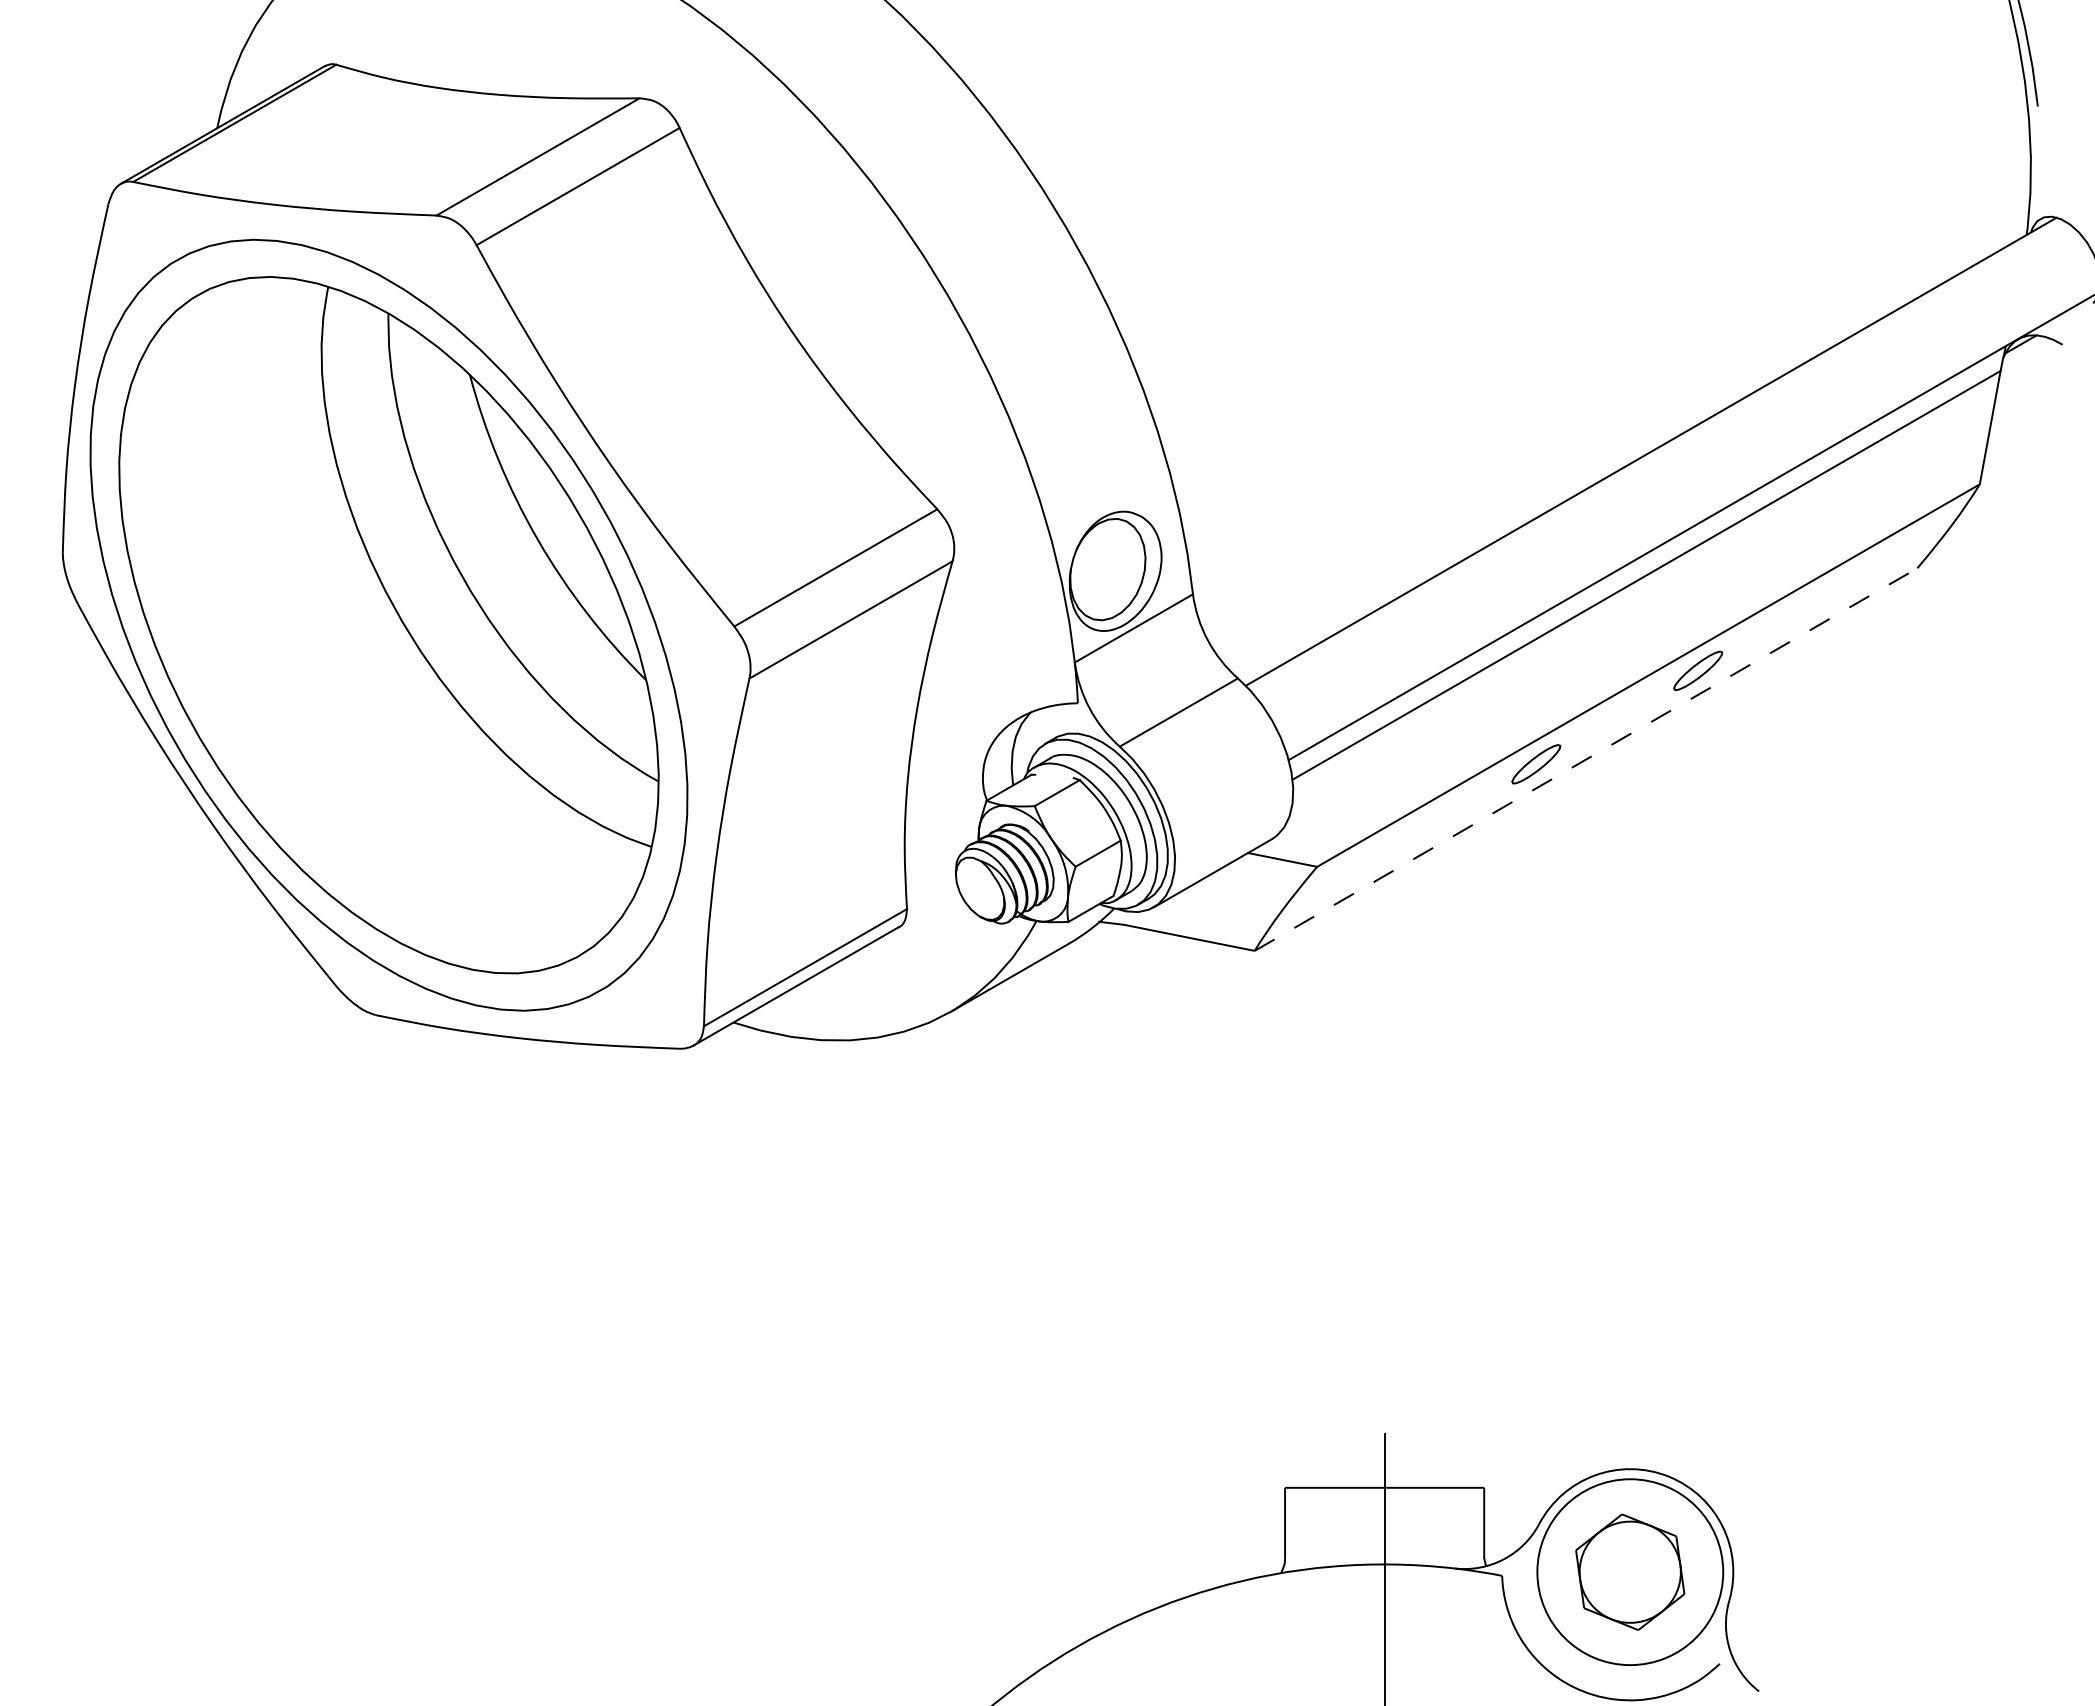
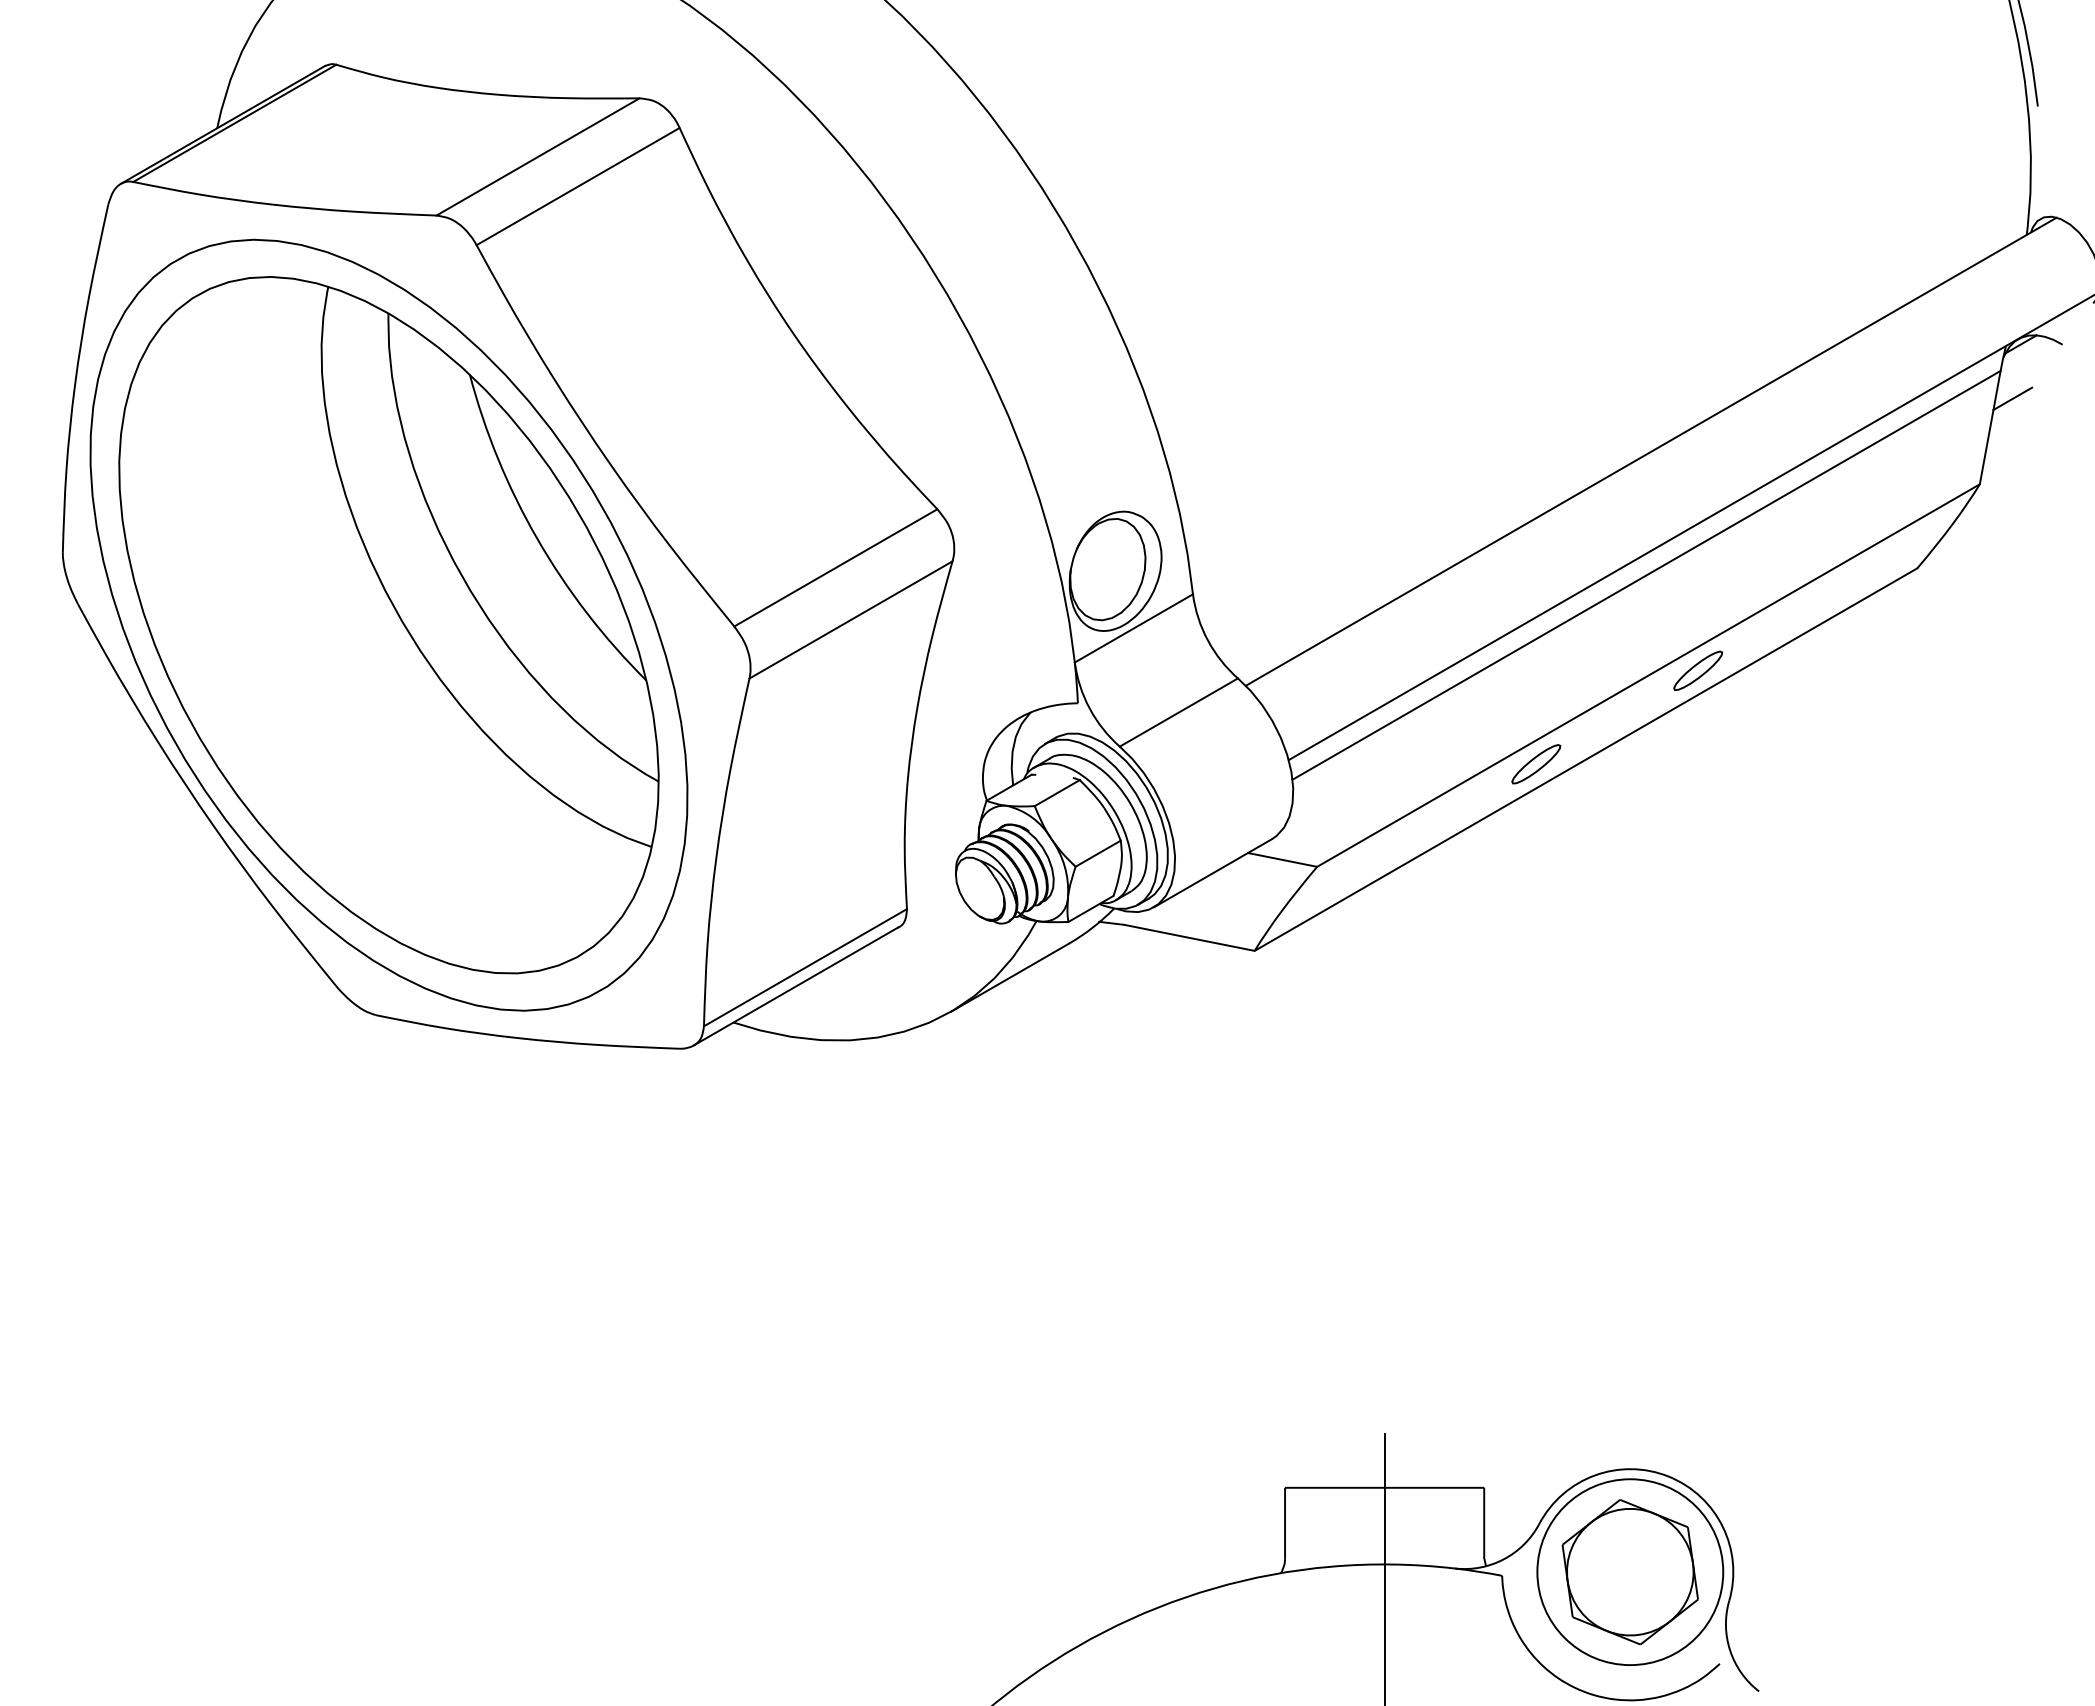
line: none -> present (2012, 398)
line: dashed -> solid (1586, 759)
part size: 111x118 px -> 138x147 px (1629, 1572)
